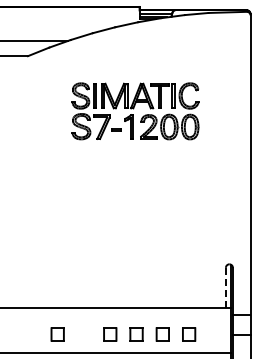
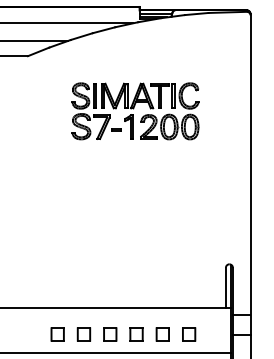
line: none -> present (67, 23)
line: dashed -> solid (225, 287)
part: none -> present (83, 334)
